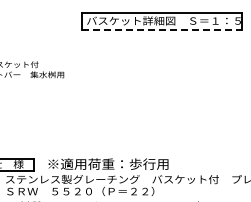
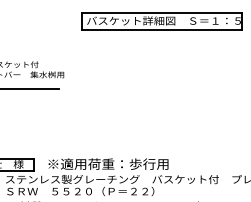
line: dashed -> solid (162, 29)
line: none -> present (30, 89)
